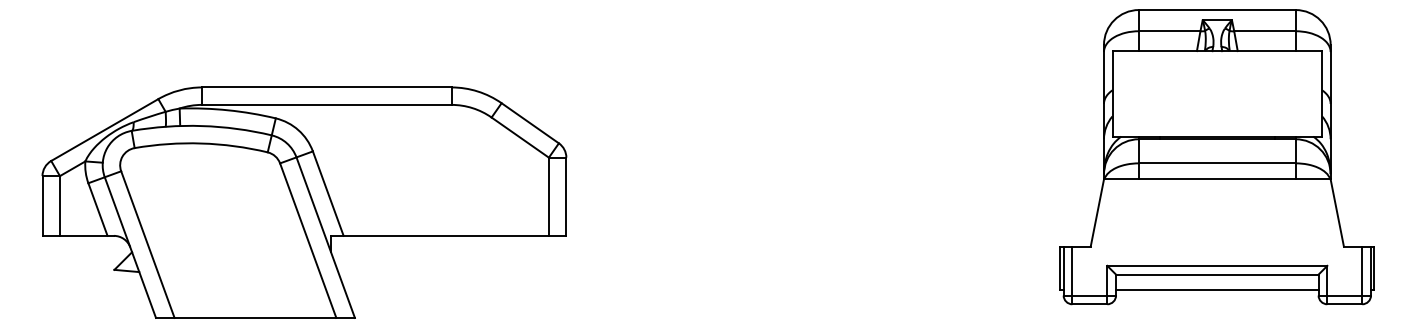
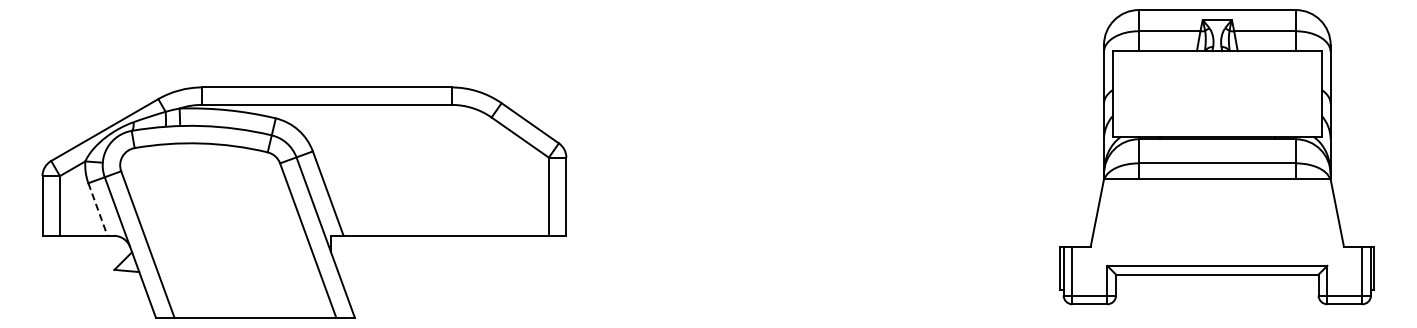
line: solid -> dashed (98, 210)
line: present -> none (1217, 290)
